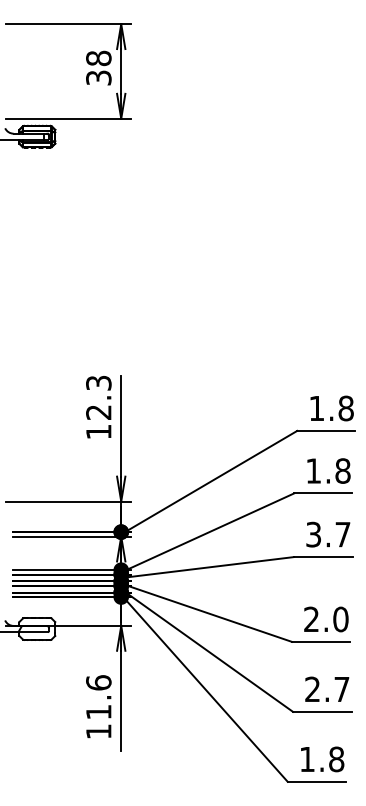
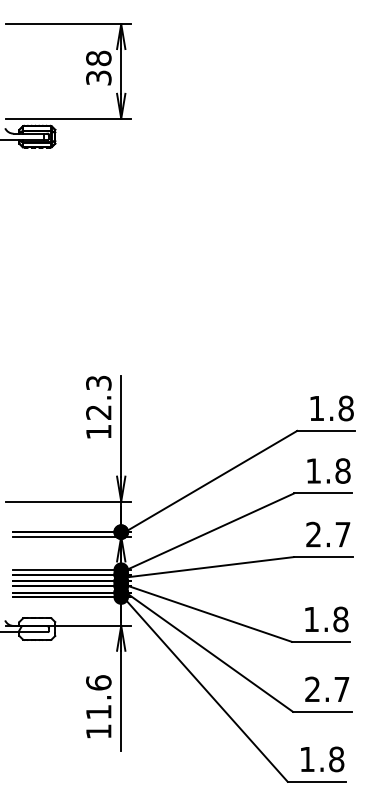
text: 3.7 -> 2.7 (313, 534)
text: 2.0 -> 1.8 (326, 618)
